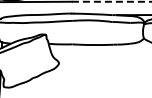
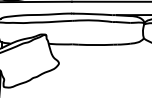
line: dashed -> solid (111, 1)
